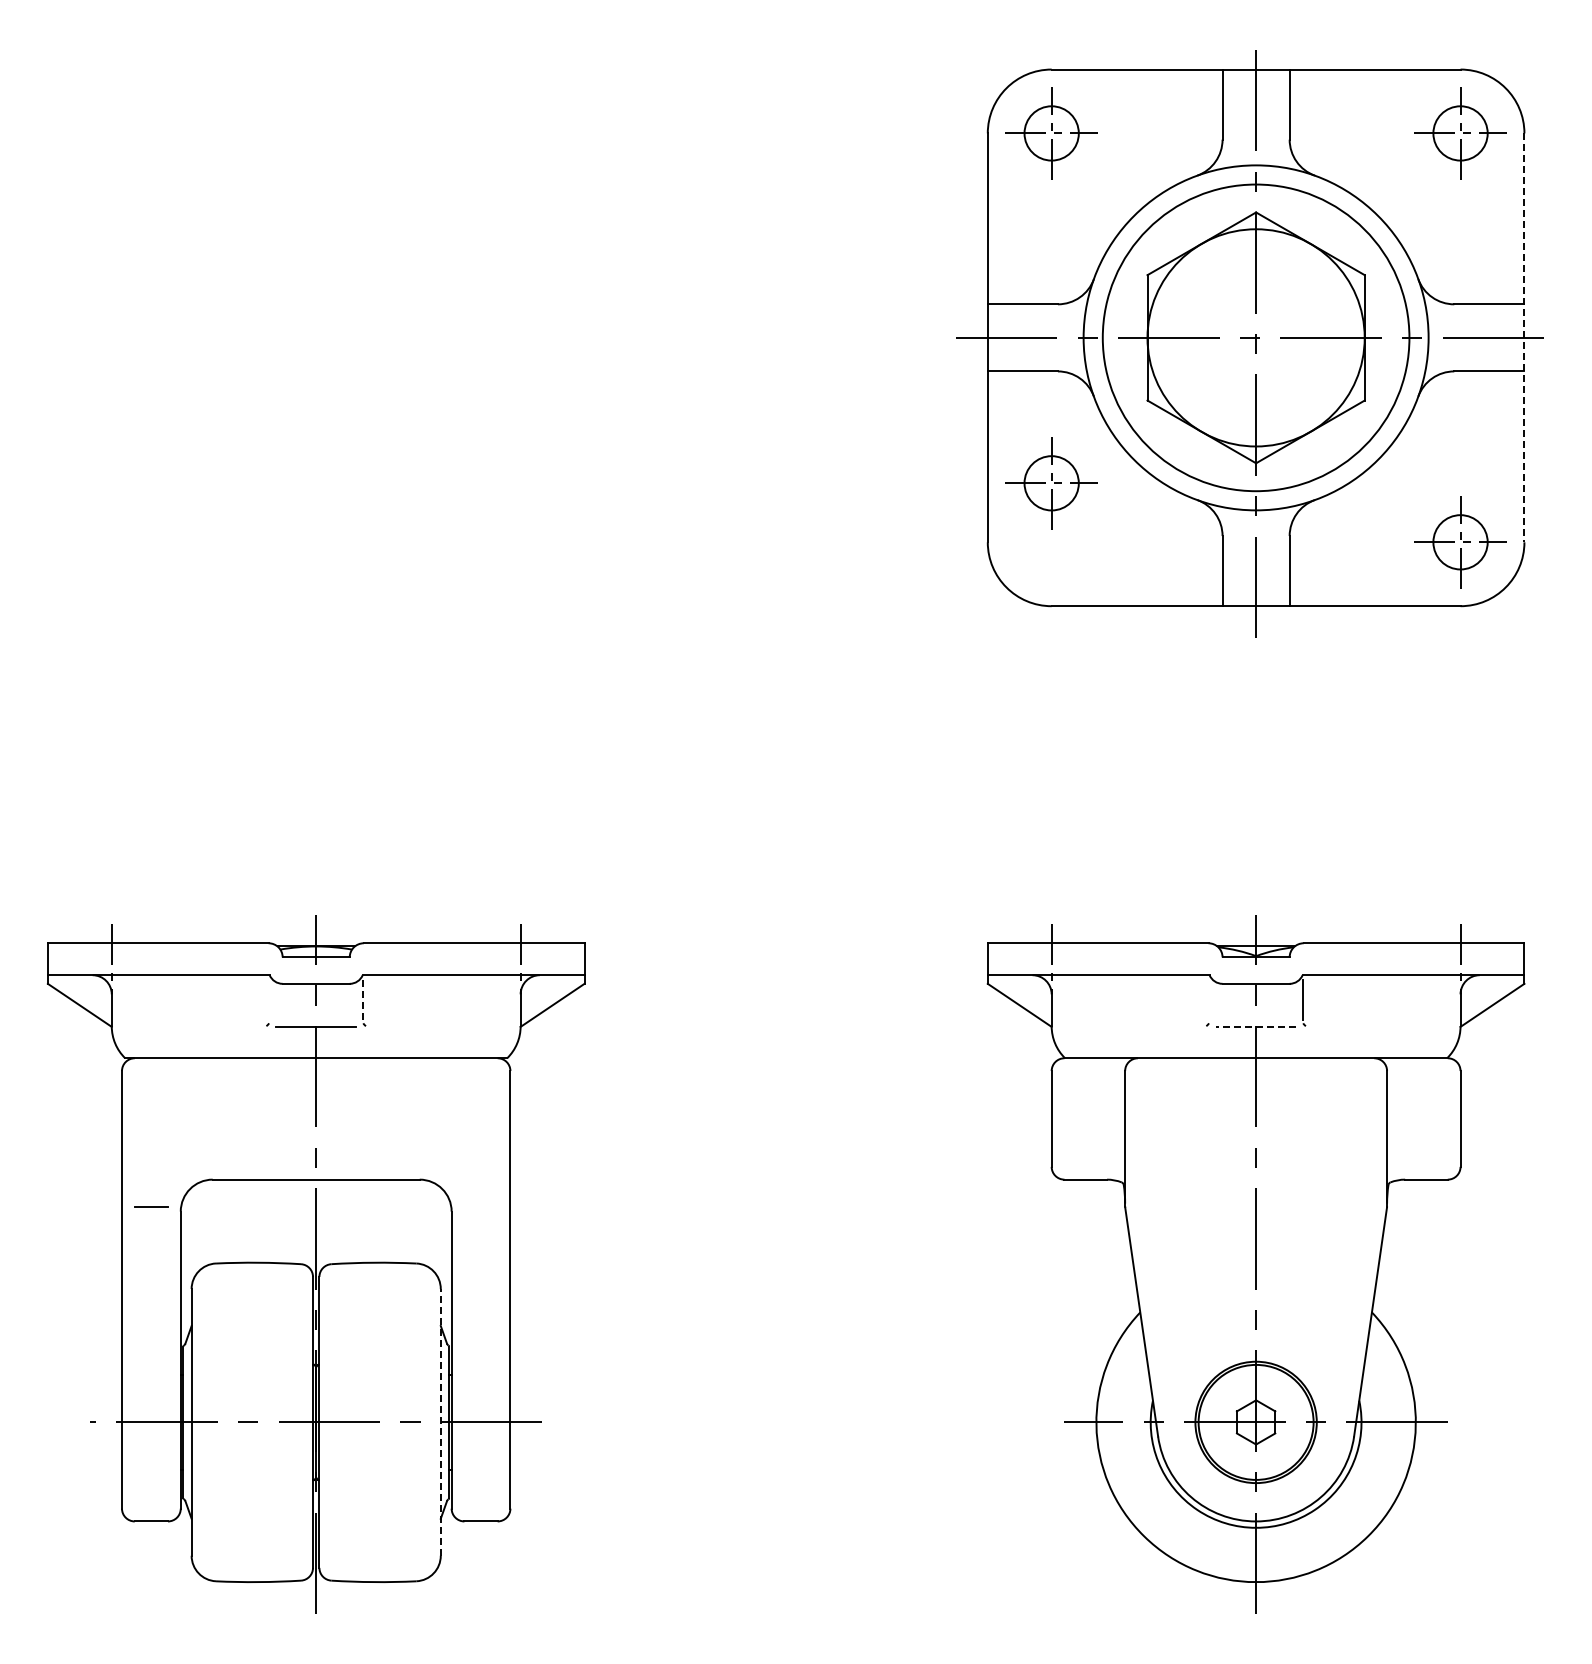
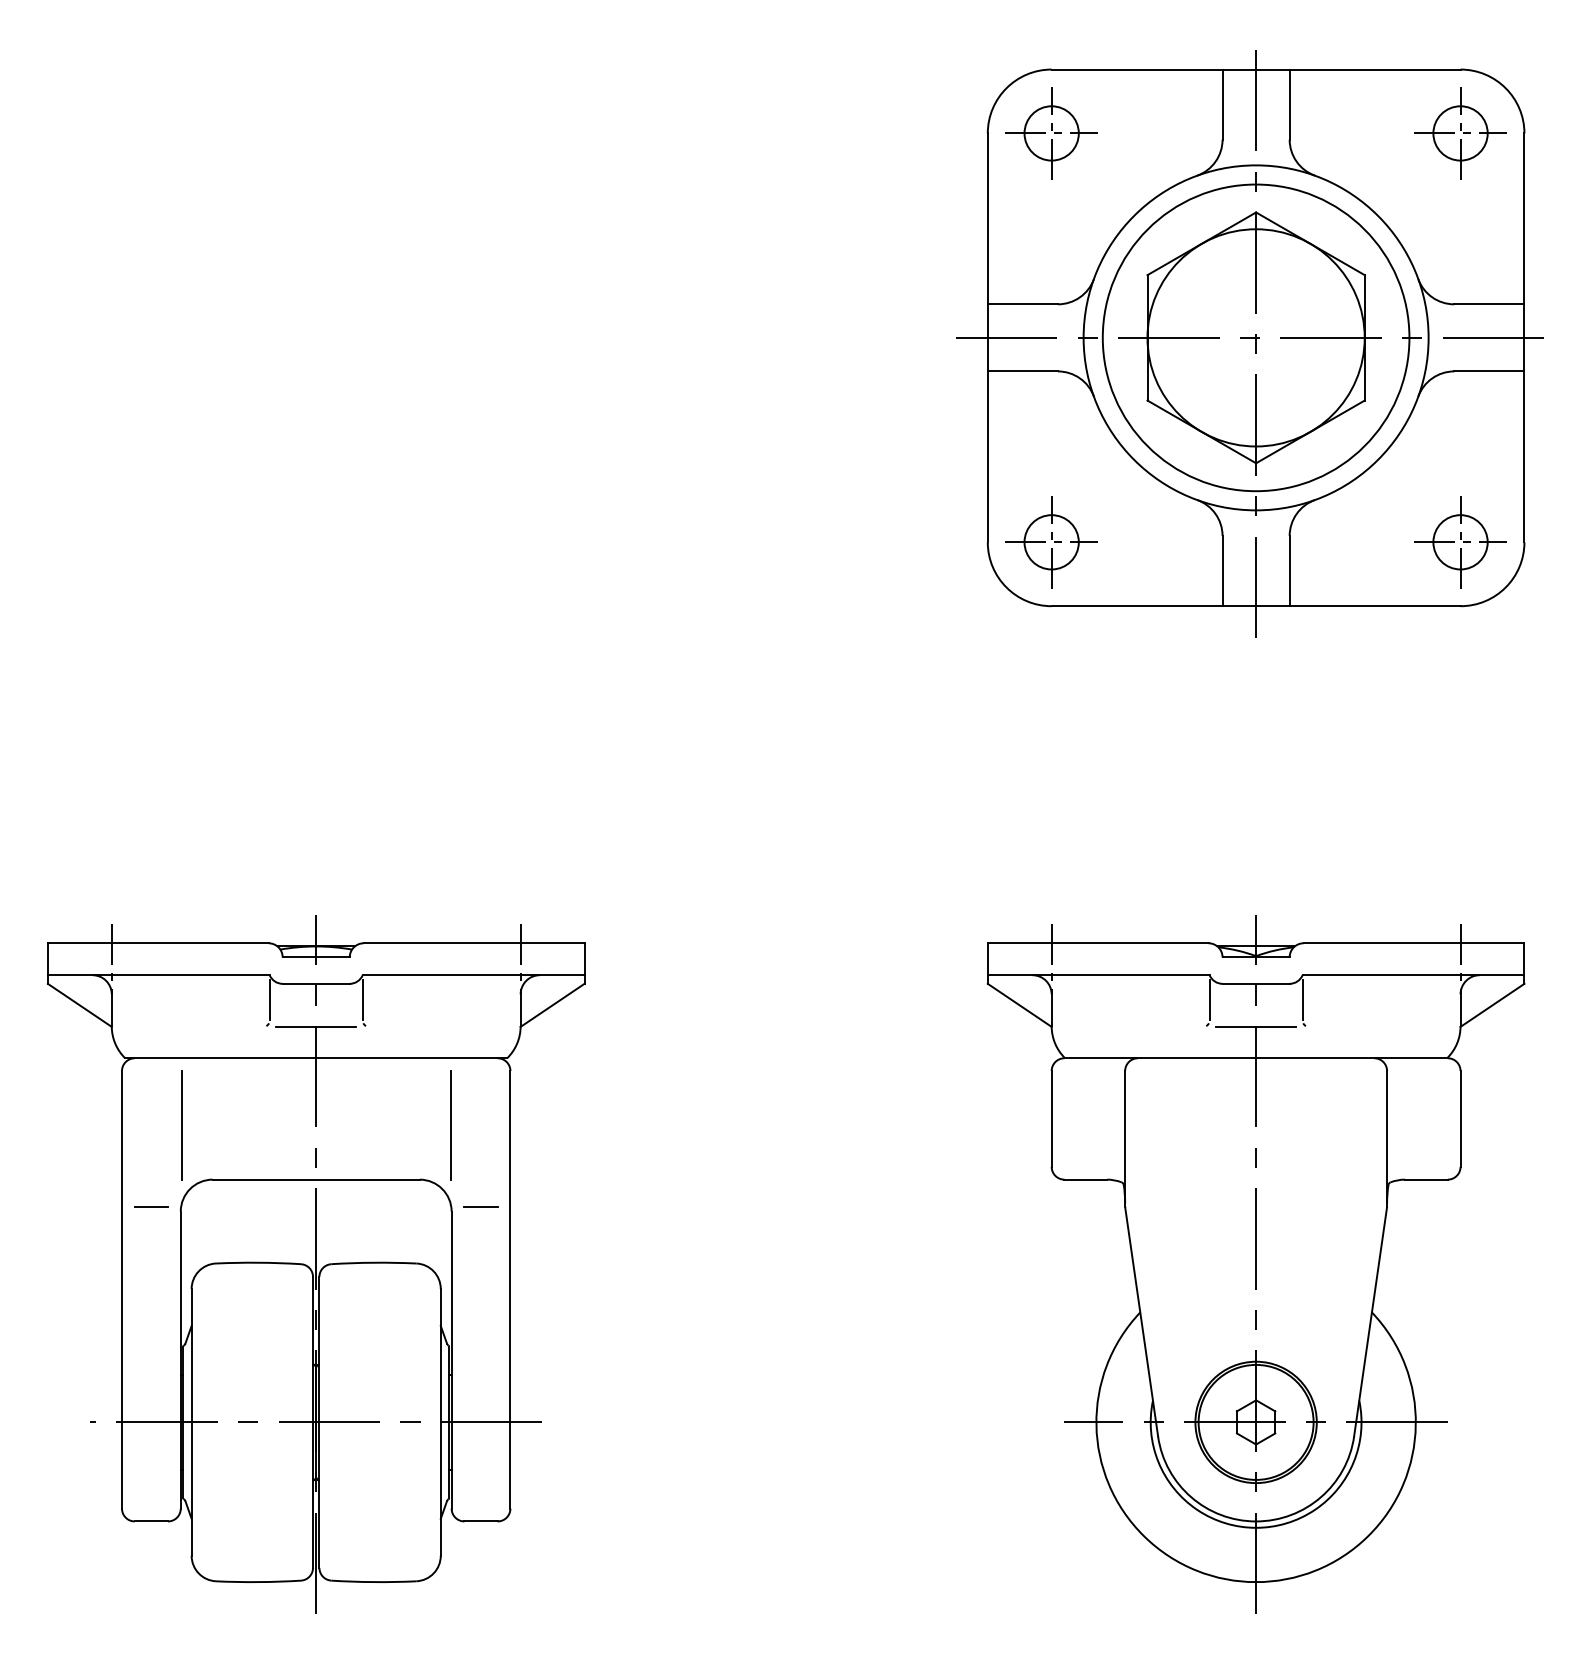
line: dashed -> solid (1524, 338)
part position: (1051, 483) -> (1051, 542) (1051, 542)
line: none -> present (269, 999)
line: dashed -> solid (362, 999)
line: none -> present (1209, 999)
line: dashed -> solid (1255, 1026)
line: none -> present (181, 1125)
line: none -> present (450, 1125)
line: none -> present (480, 1207)
line: dashed -> solid (440, 1421)
